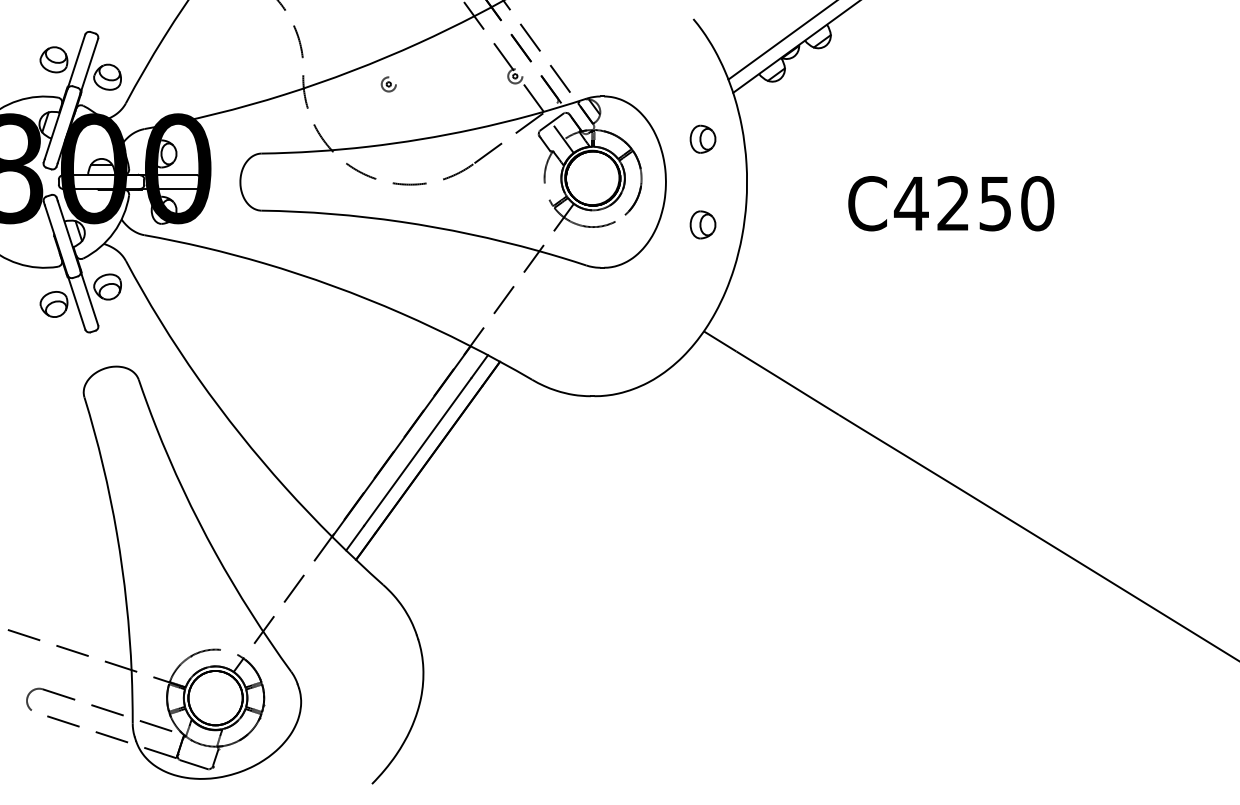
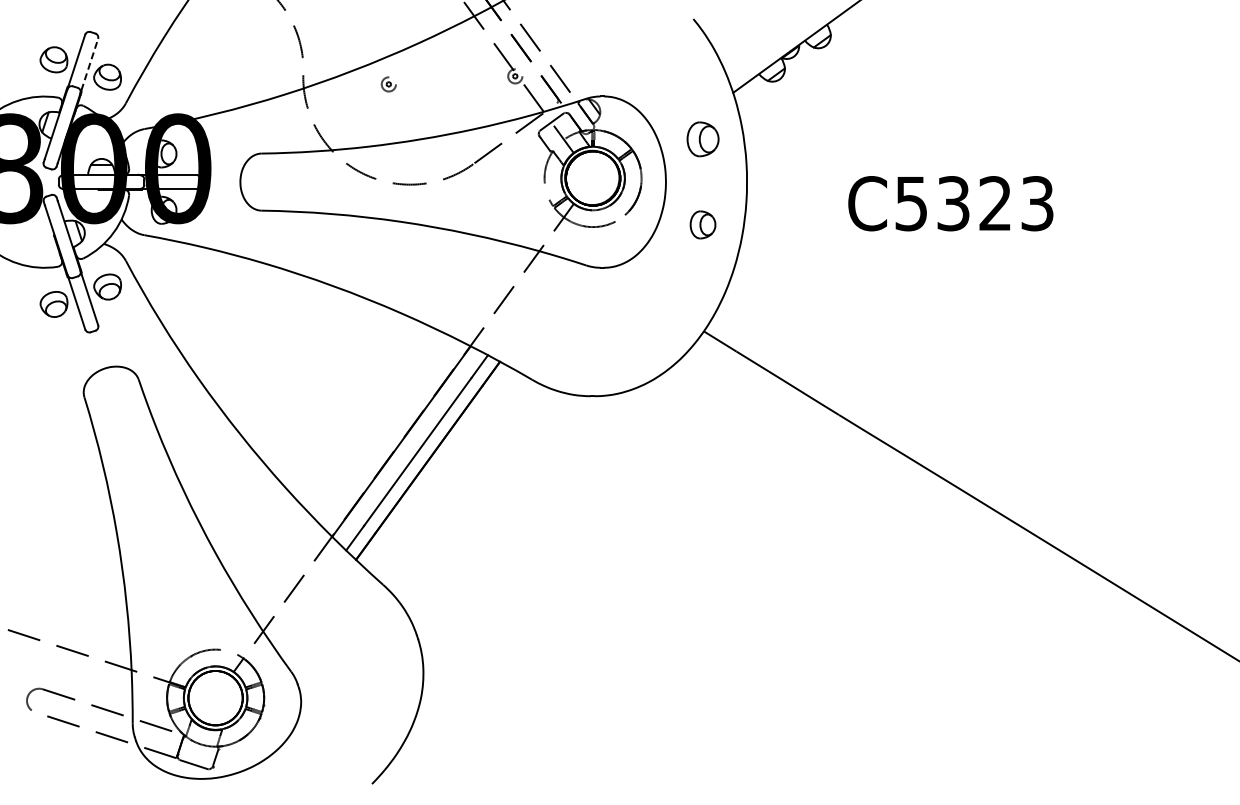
line: present -> none (781, 40)
line: solid -> dashed (89, 64)
part size: 28x30 px -> 34x37 px (702, 139)
text: C4250 -> C5323 (973, 203)
